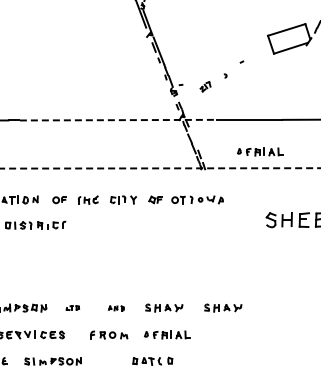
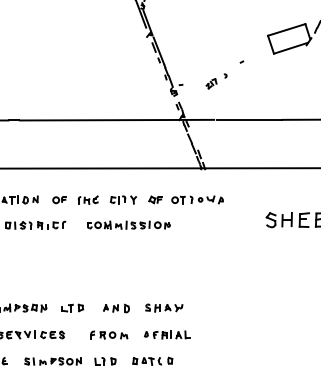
part position: (205, 86) -> (211, 83) (211, 83)
line: dashed -> solid (117, 120)
part: present -> none (260, 151)
line: dashed -> solid (160, 168)
part: none -> present (128, 224)
part size: 15x6 px -> 24x10 px (72, 307)
part: present -> none (223, 307)
part size: 17x7 px -> 27x11 px (116, 308)
part: none -> present (105, 361)
